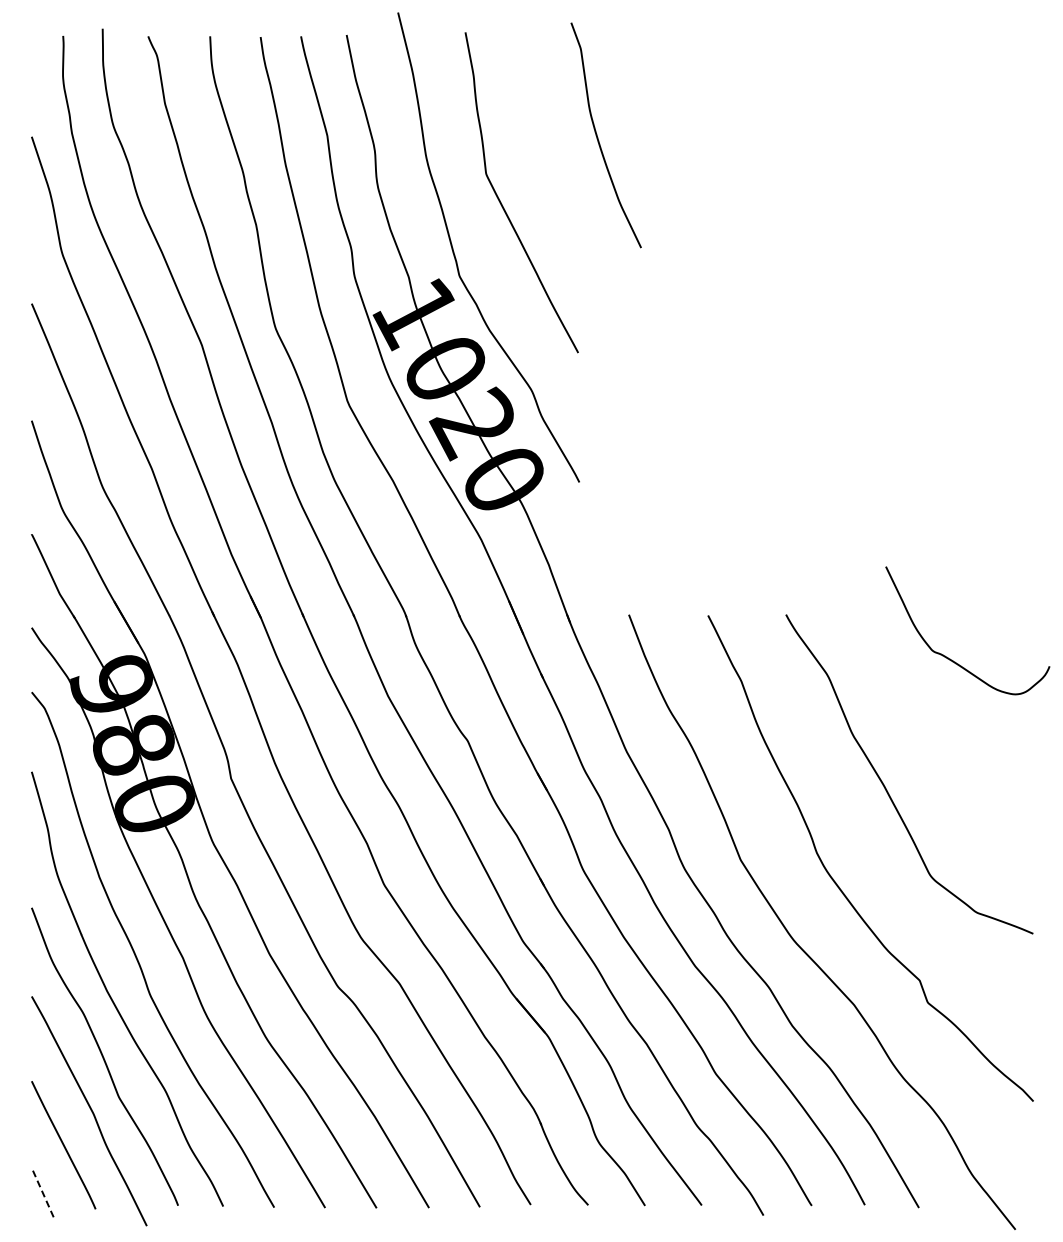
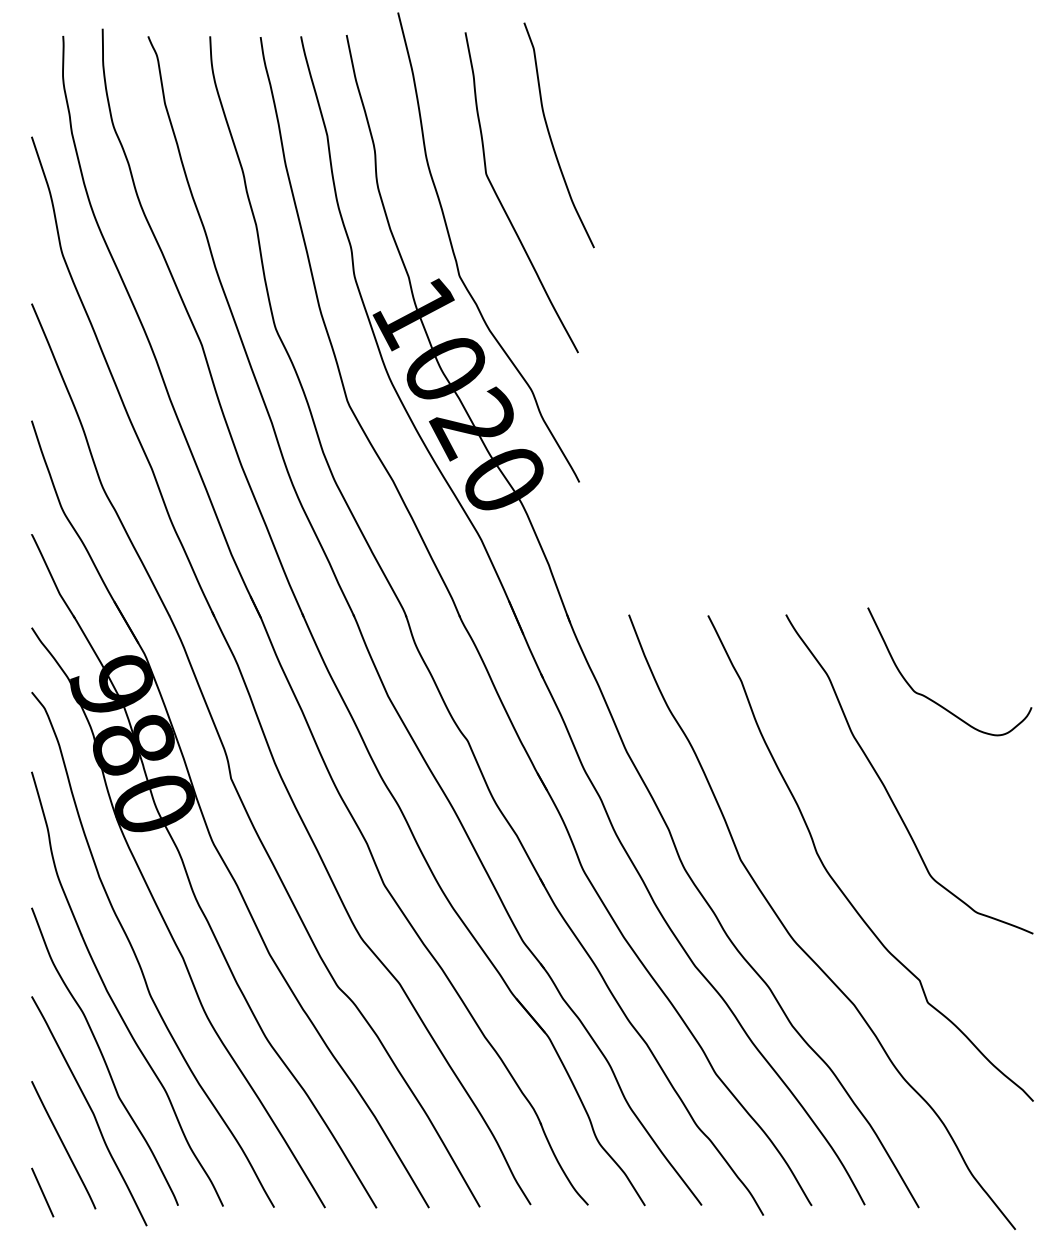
curve position: (598, 137) -> (551, 137) (551, 137)
curve position: (950, 658) -> (932, 699) (932, 699)
line: dashed -> solid (42, 1192)
